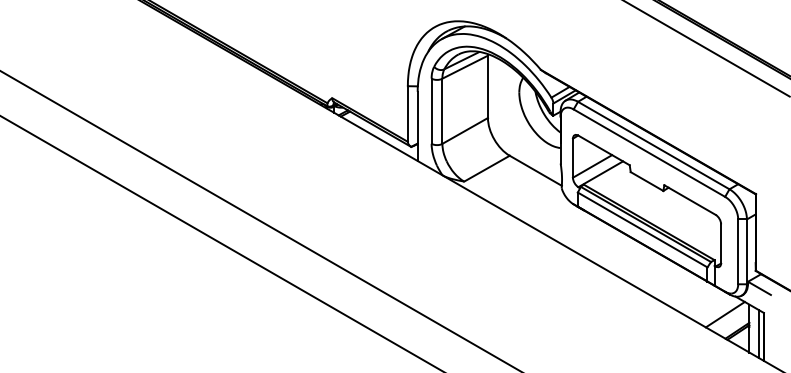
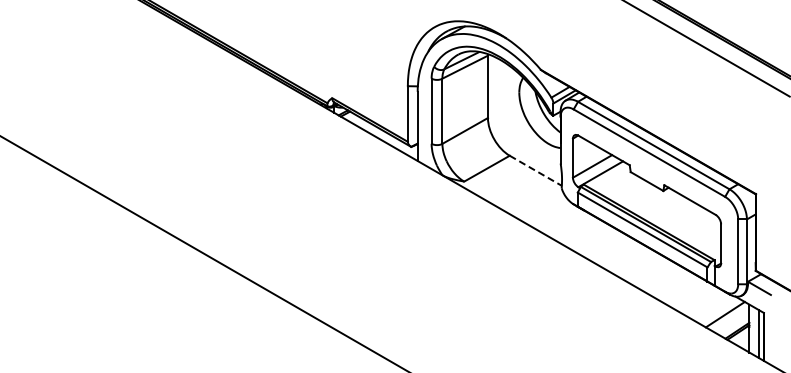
line: solid -> dashed (536, 171)
line: present -> none (259, 220)
line position: (221, 243) -> (203, 253) (203, 253)
